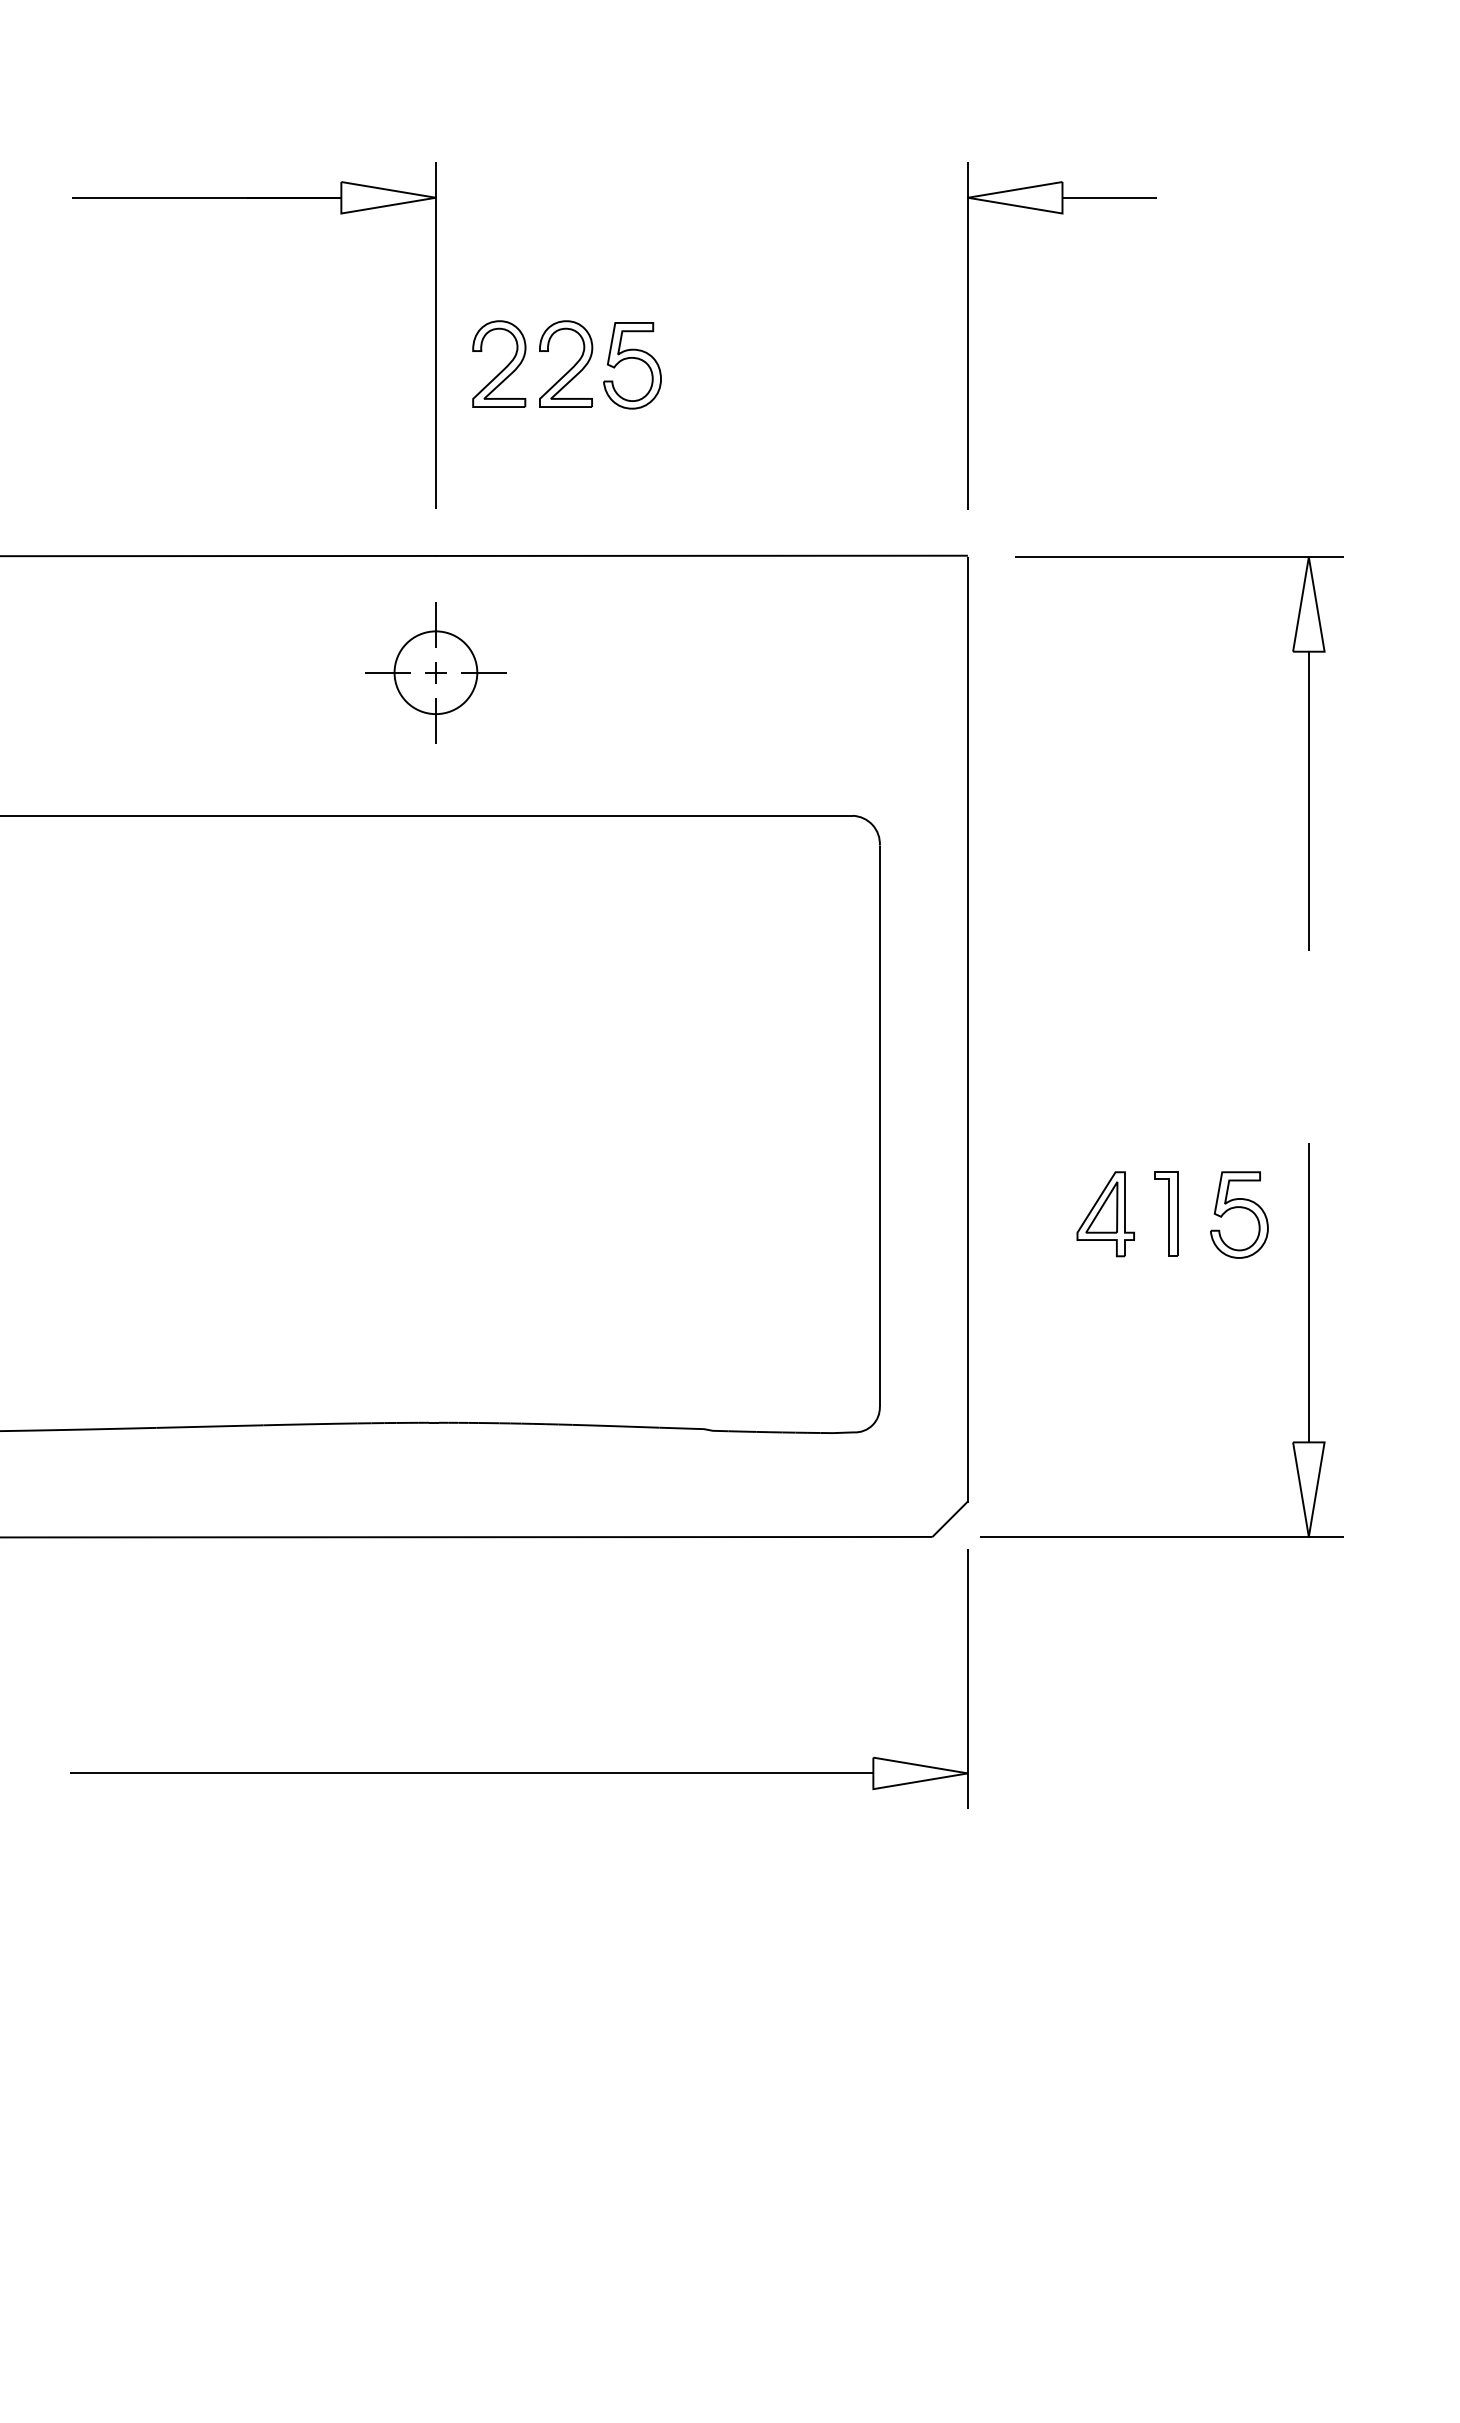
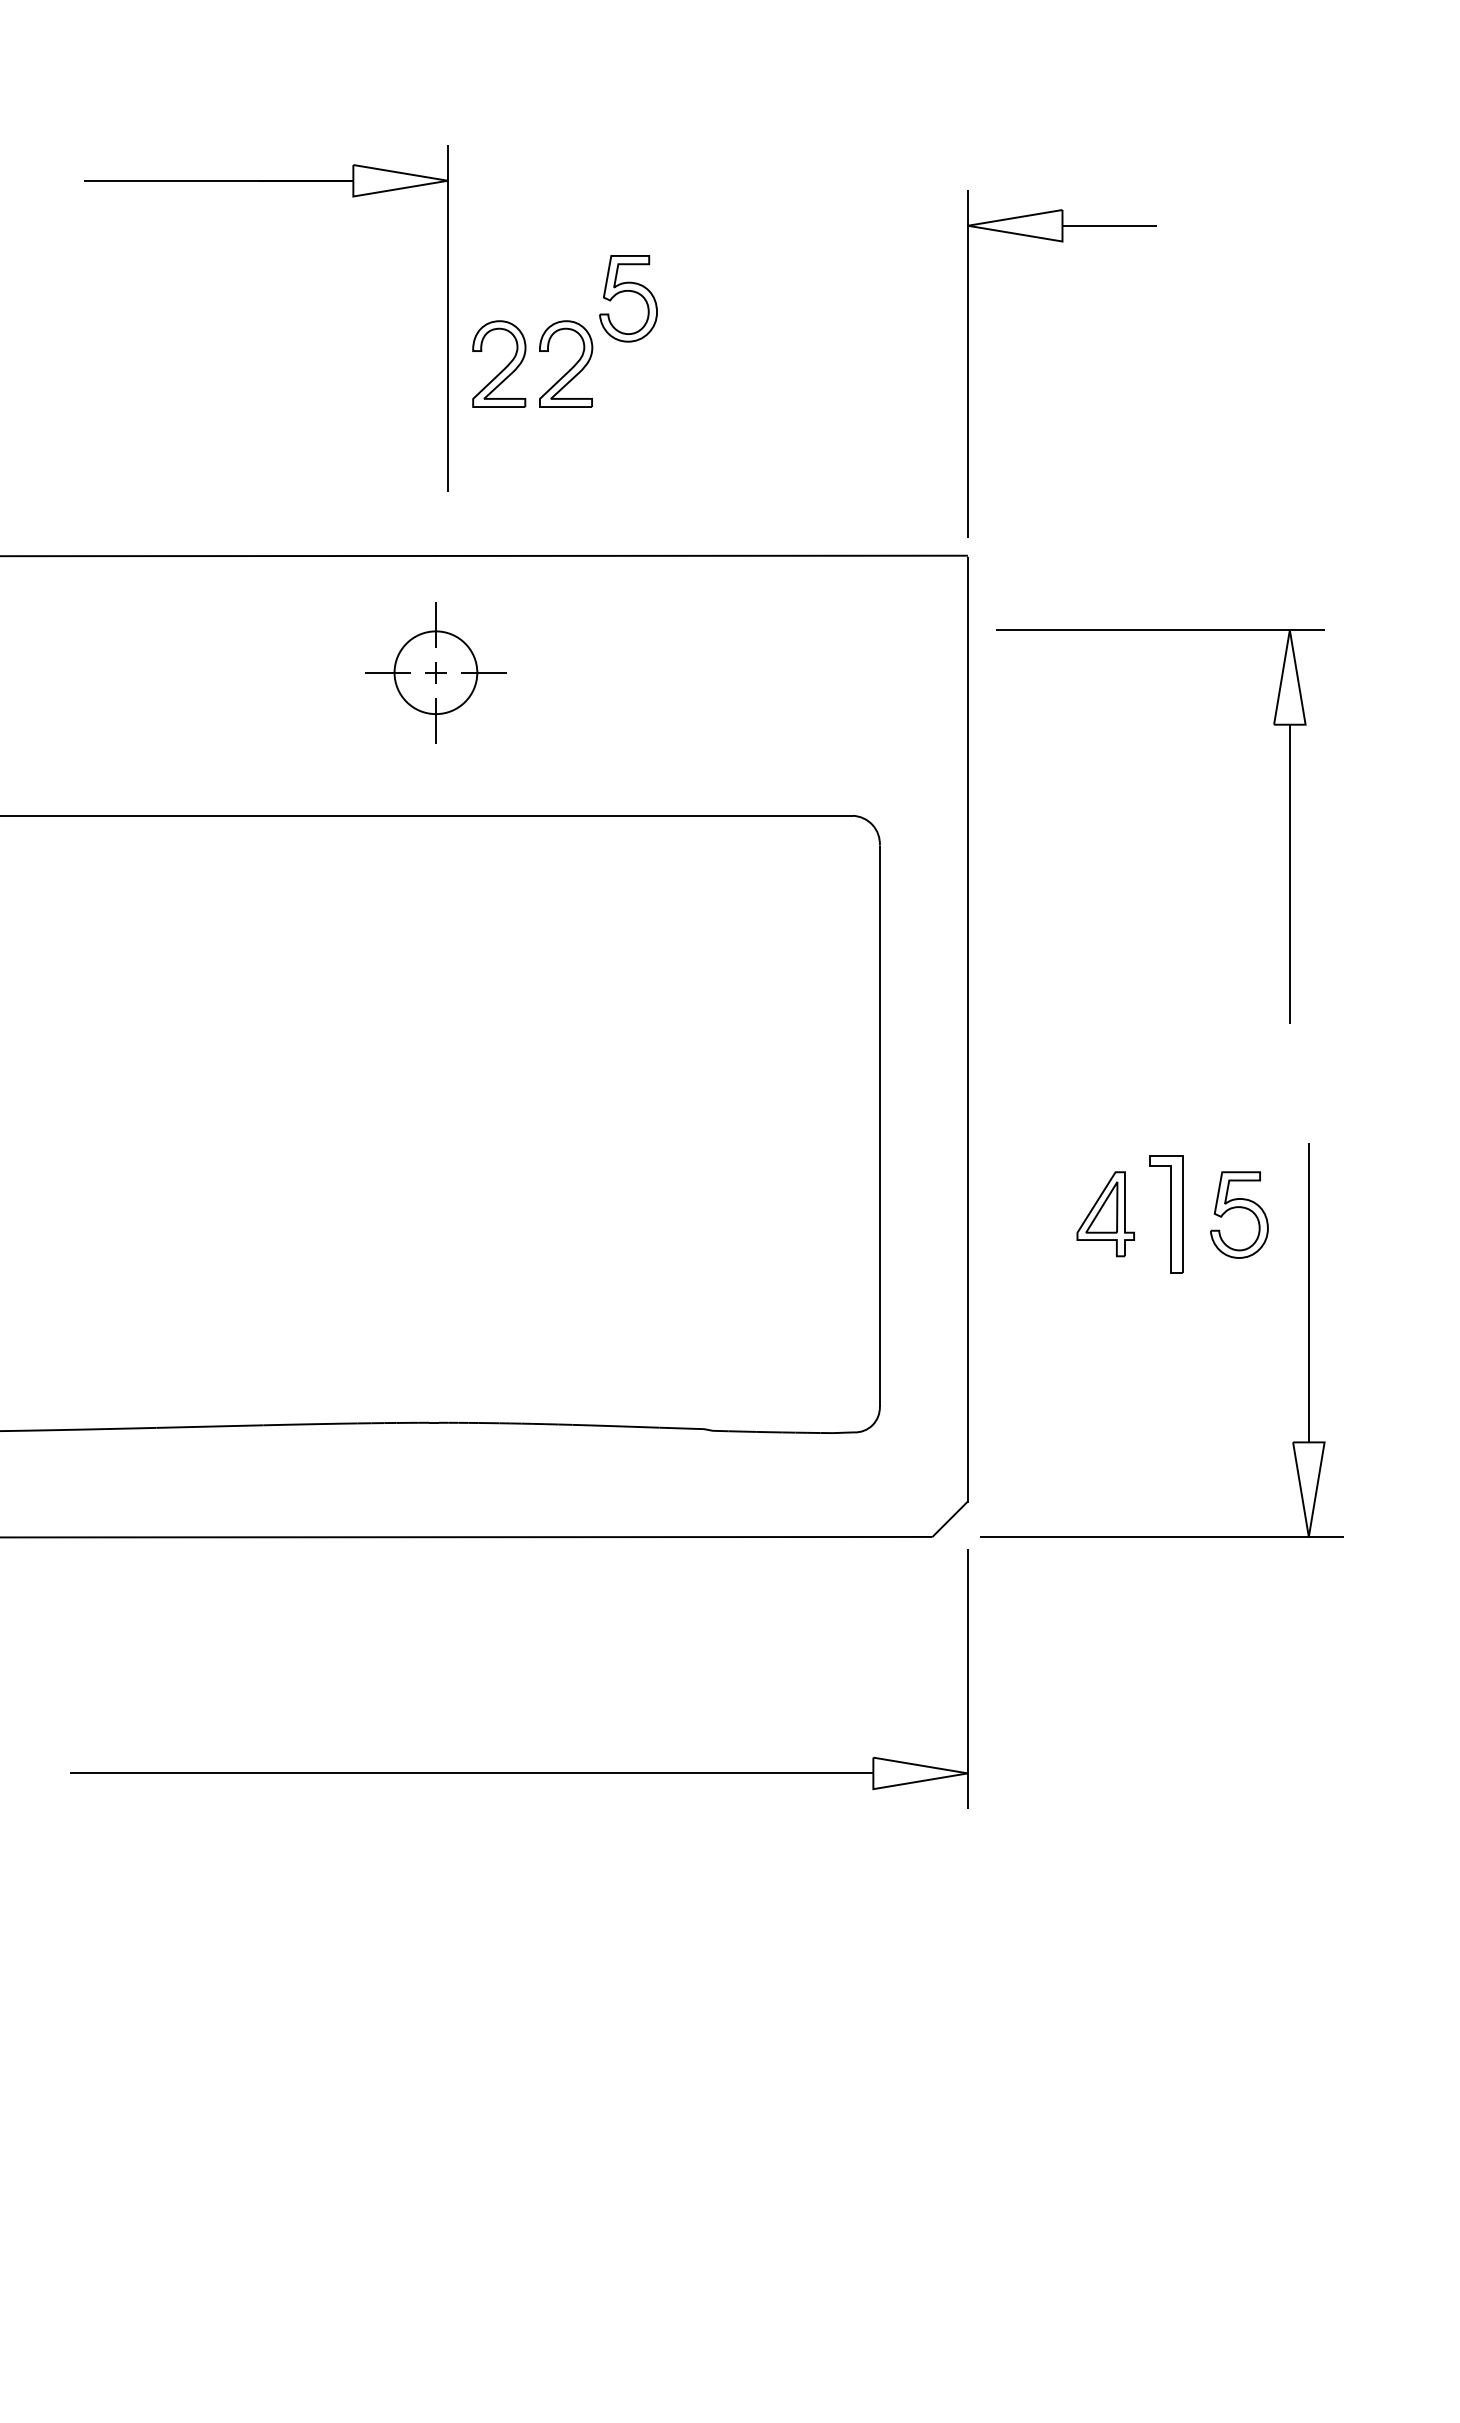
part position: (254, 198) -> (266, 181) (266, 181)
part position: (968, 335) -> (968, 363) (968, 363)
part position: (635, 359) -> (631, 292) (631, 292)
part position: (1308, 753) -> (1289, 826) (1289, 826)
part size: 25x86 px -> 35x119 px (1166, 1214)
